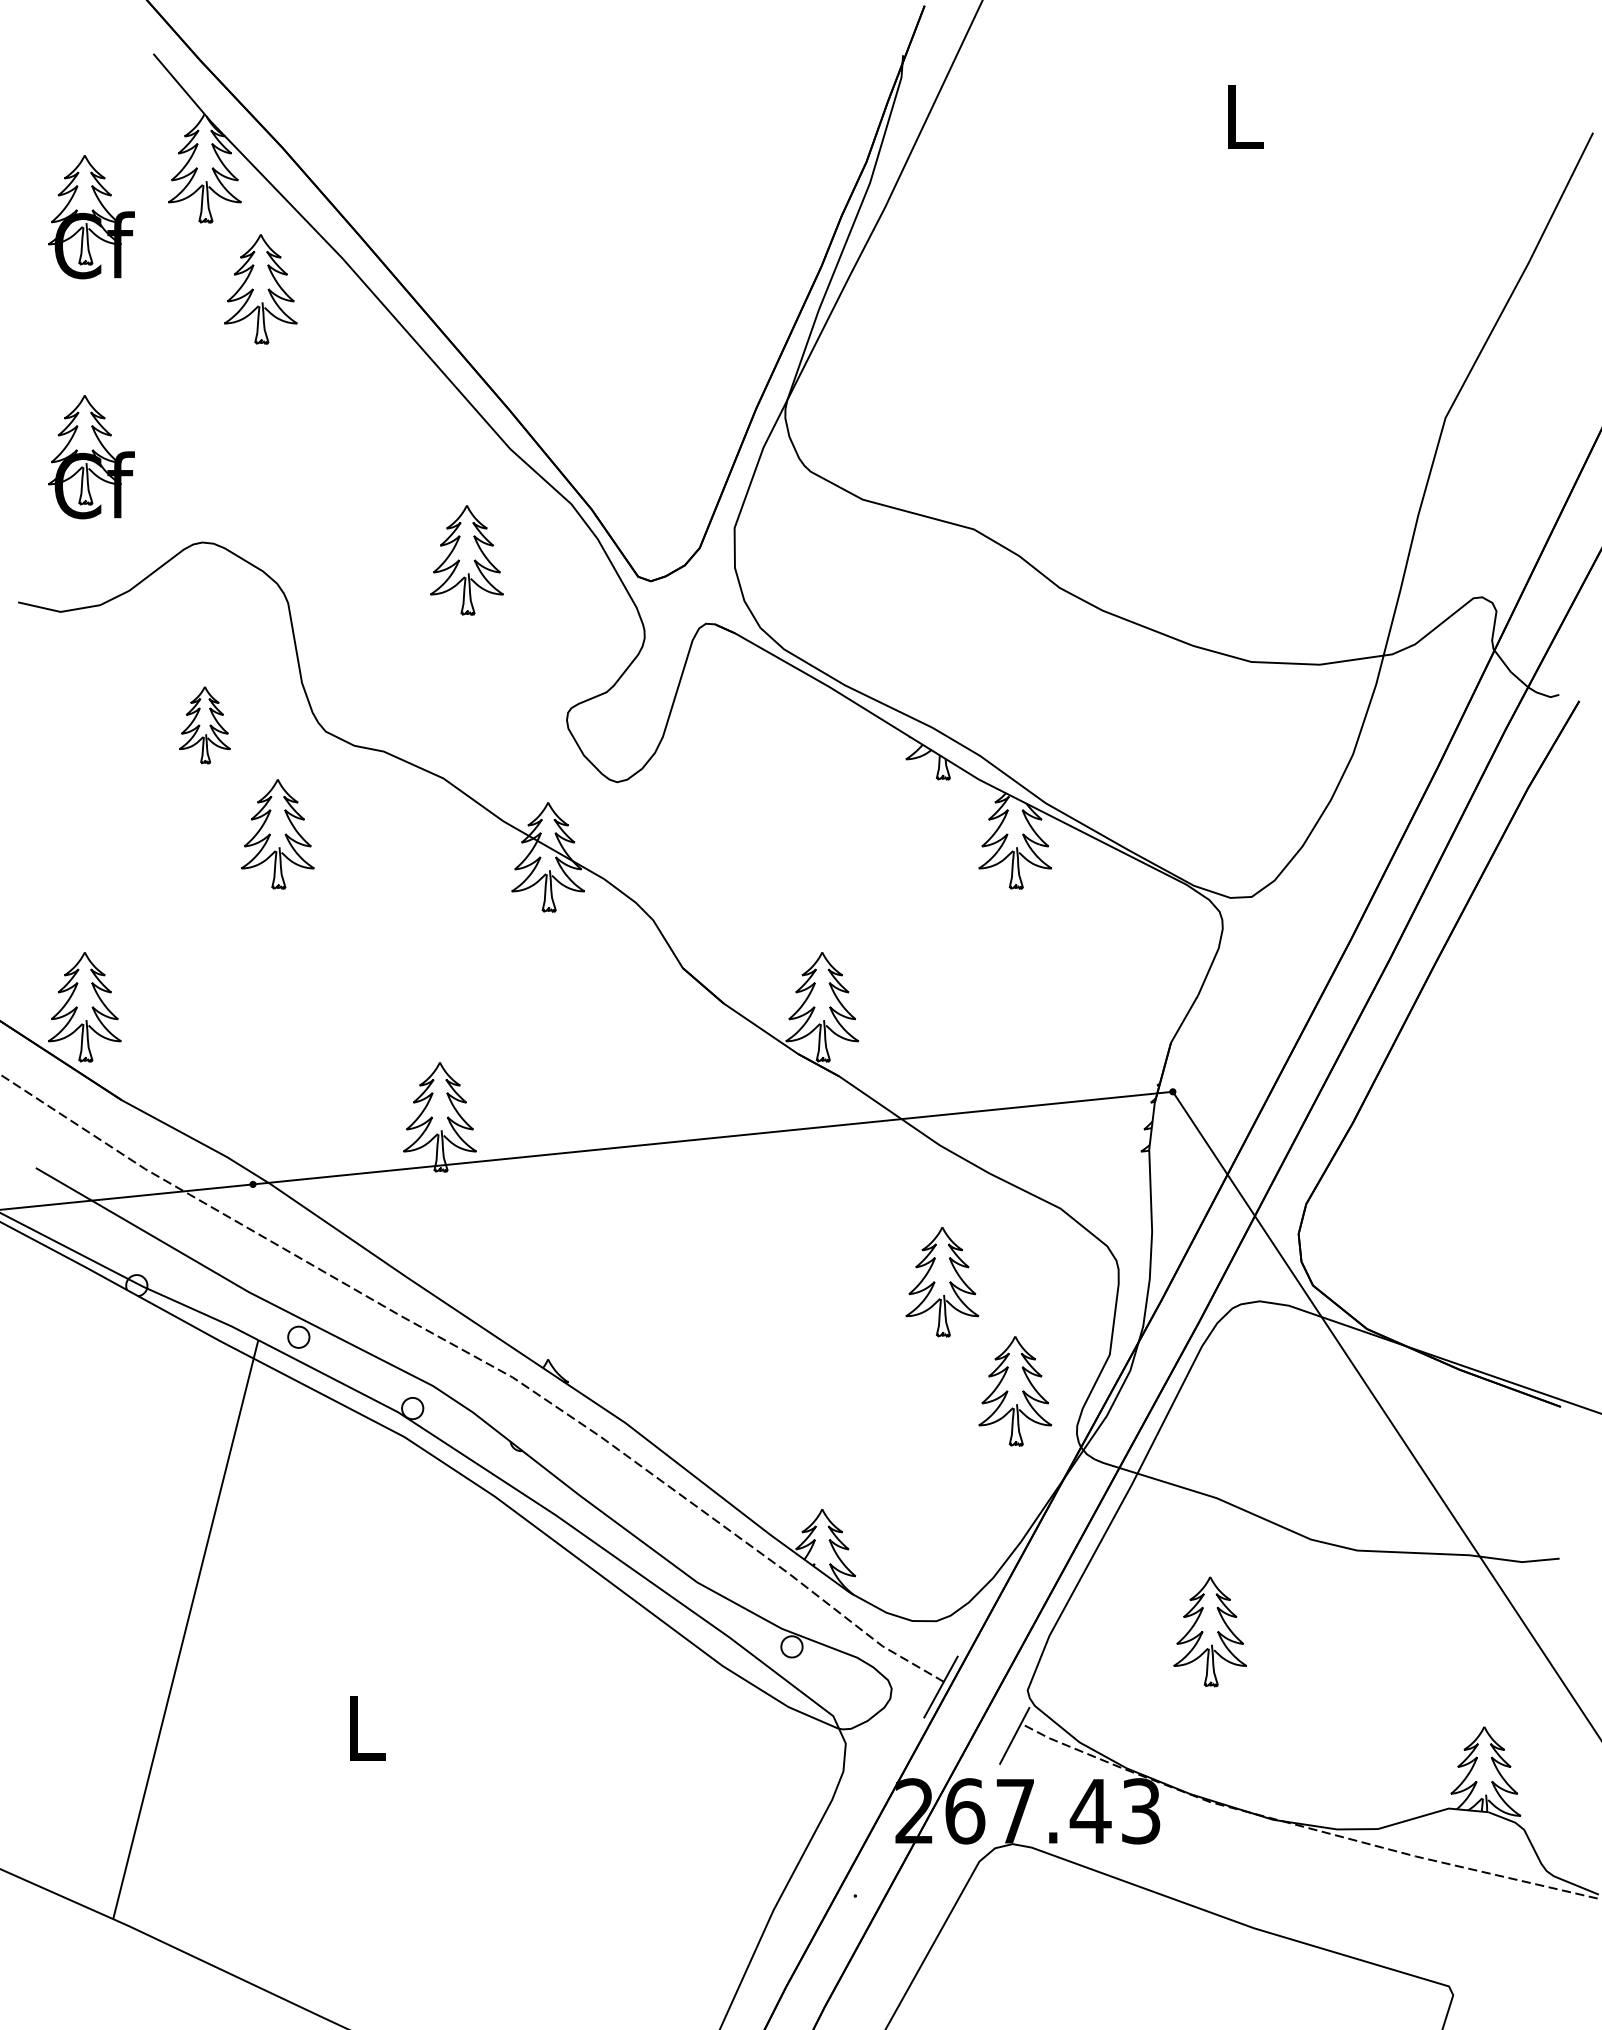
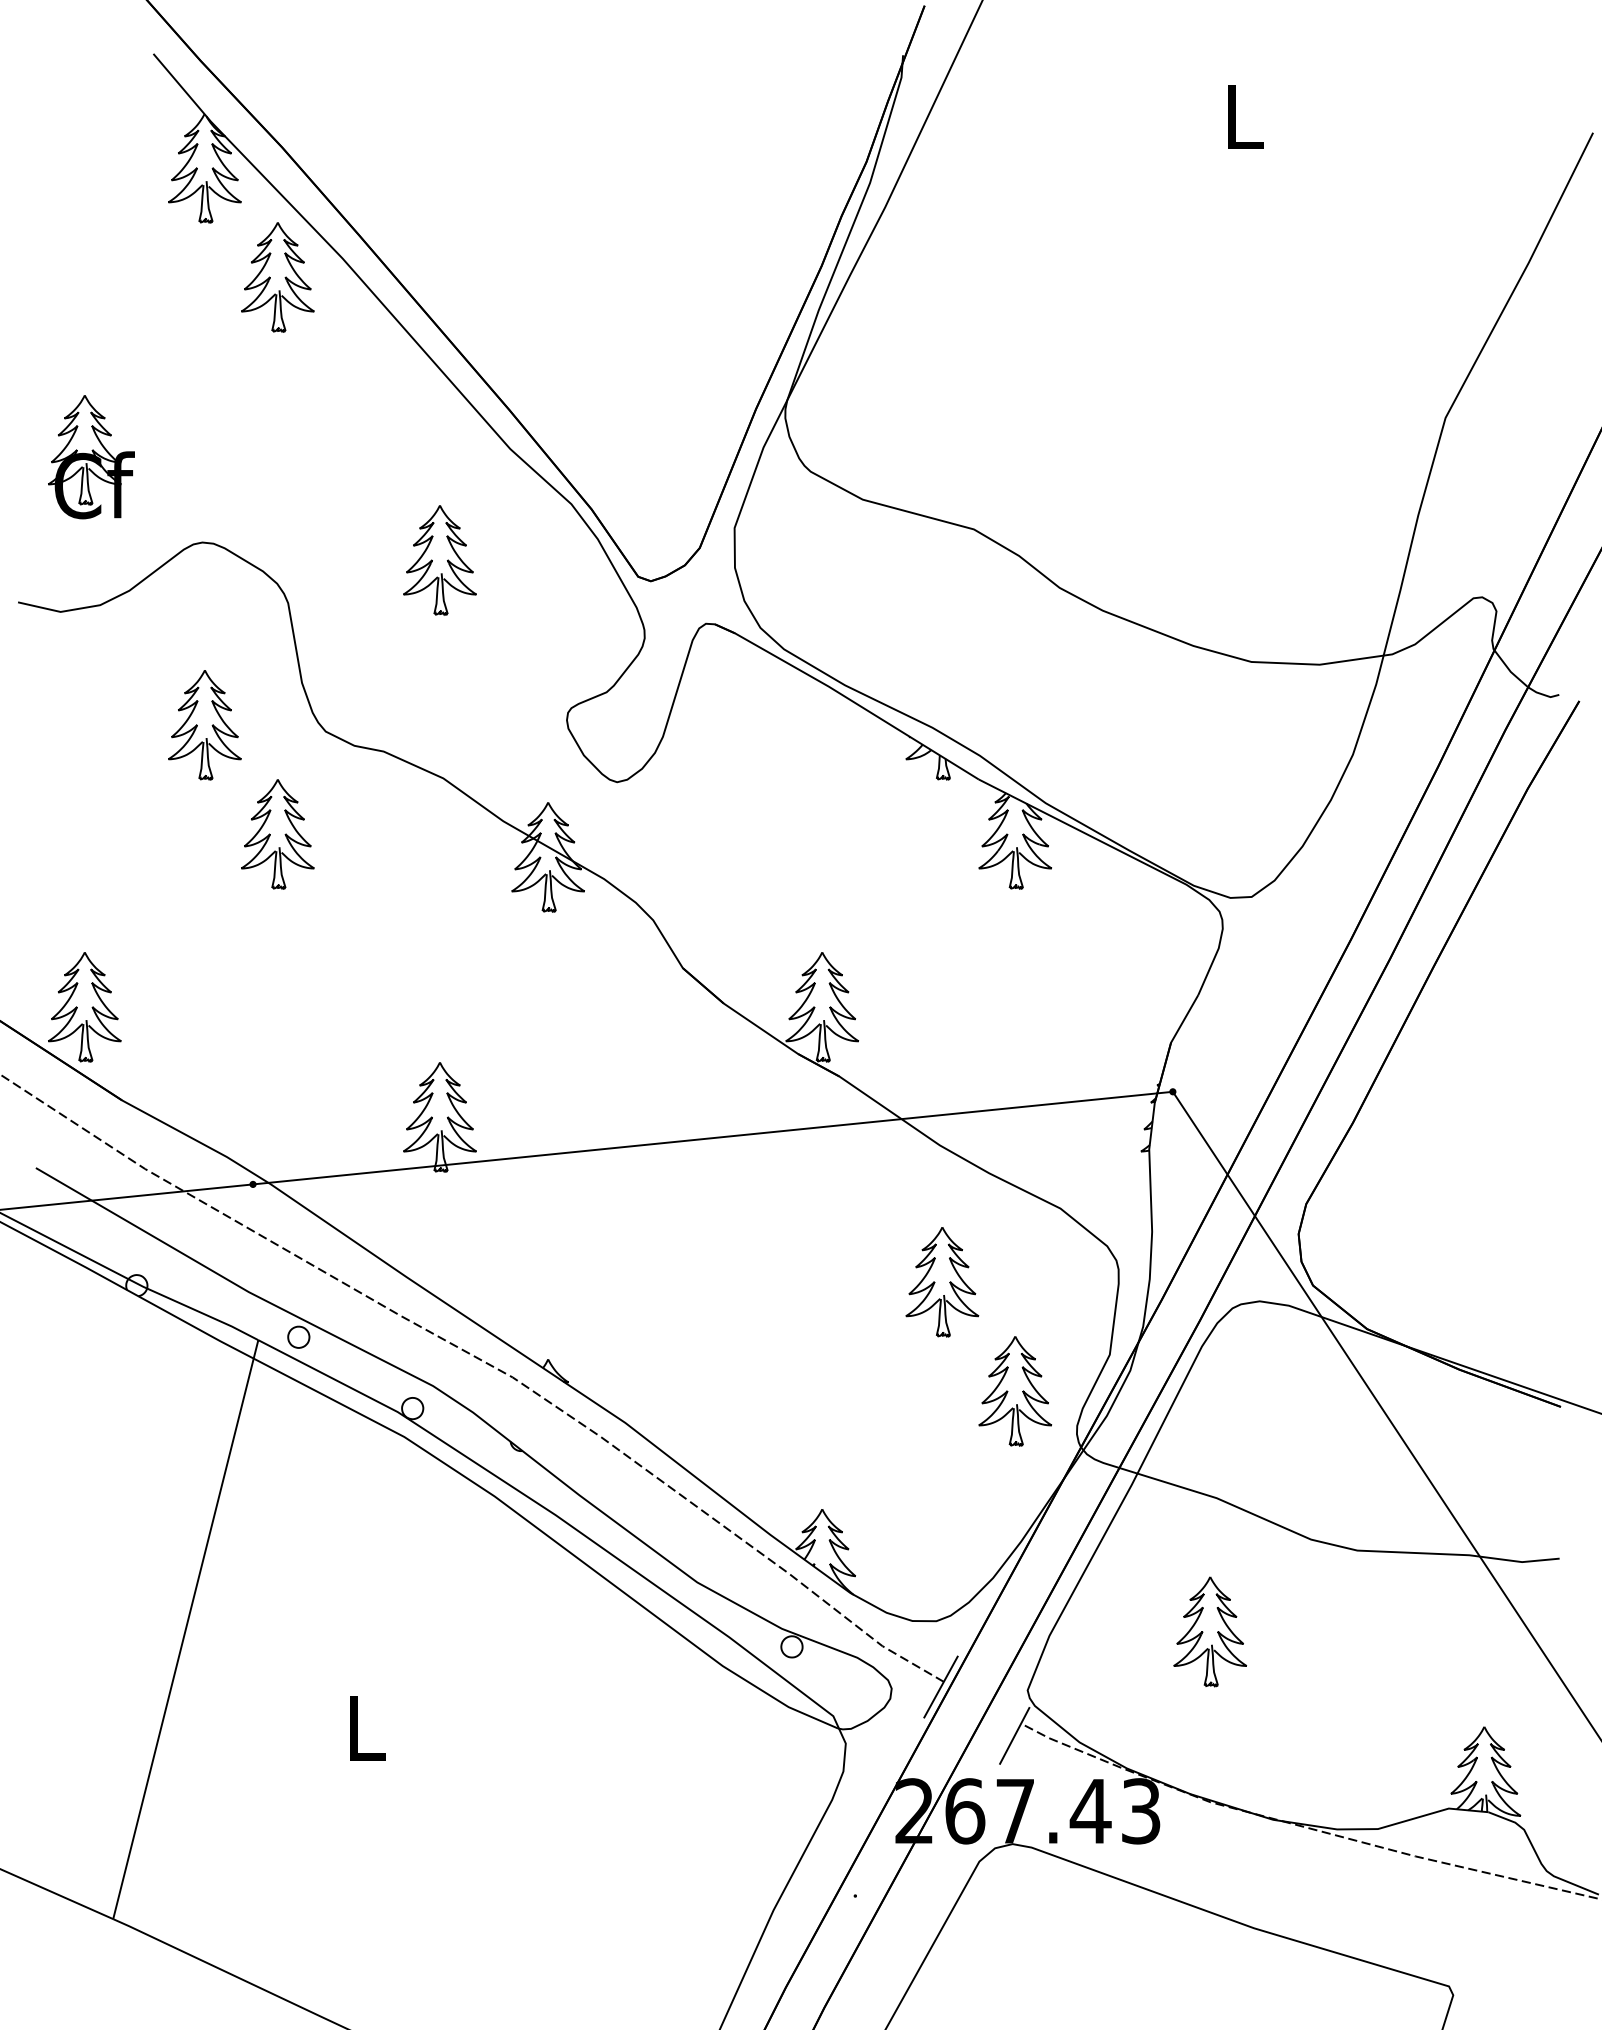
part: present -> none (91, 217)
part position: (260, 289) -> (277, 277) (277, 277)
part position: (466, 560) -> (439, 560) (439, 560)
part size: 52x79 px -> 74x111 px (204, 725)
